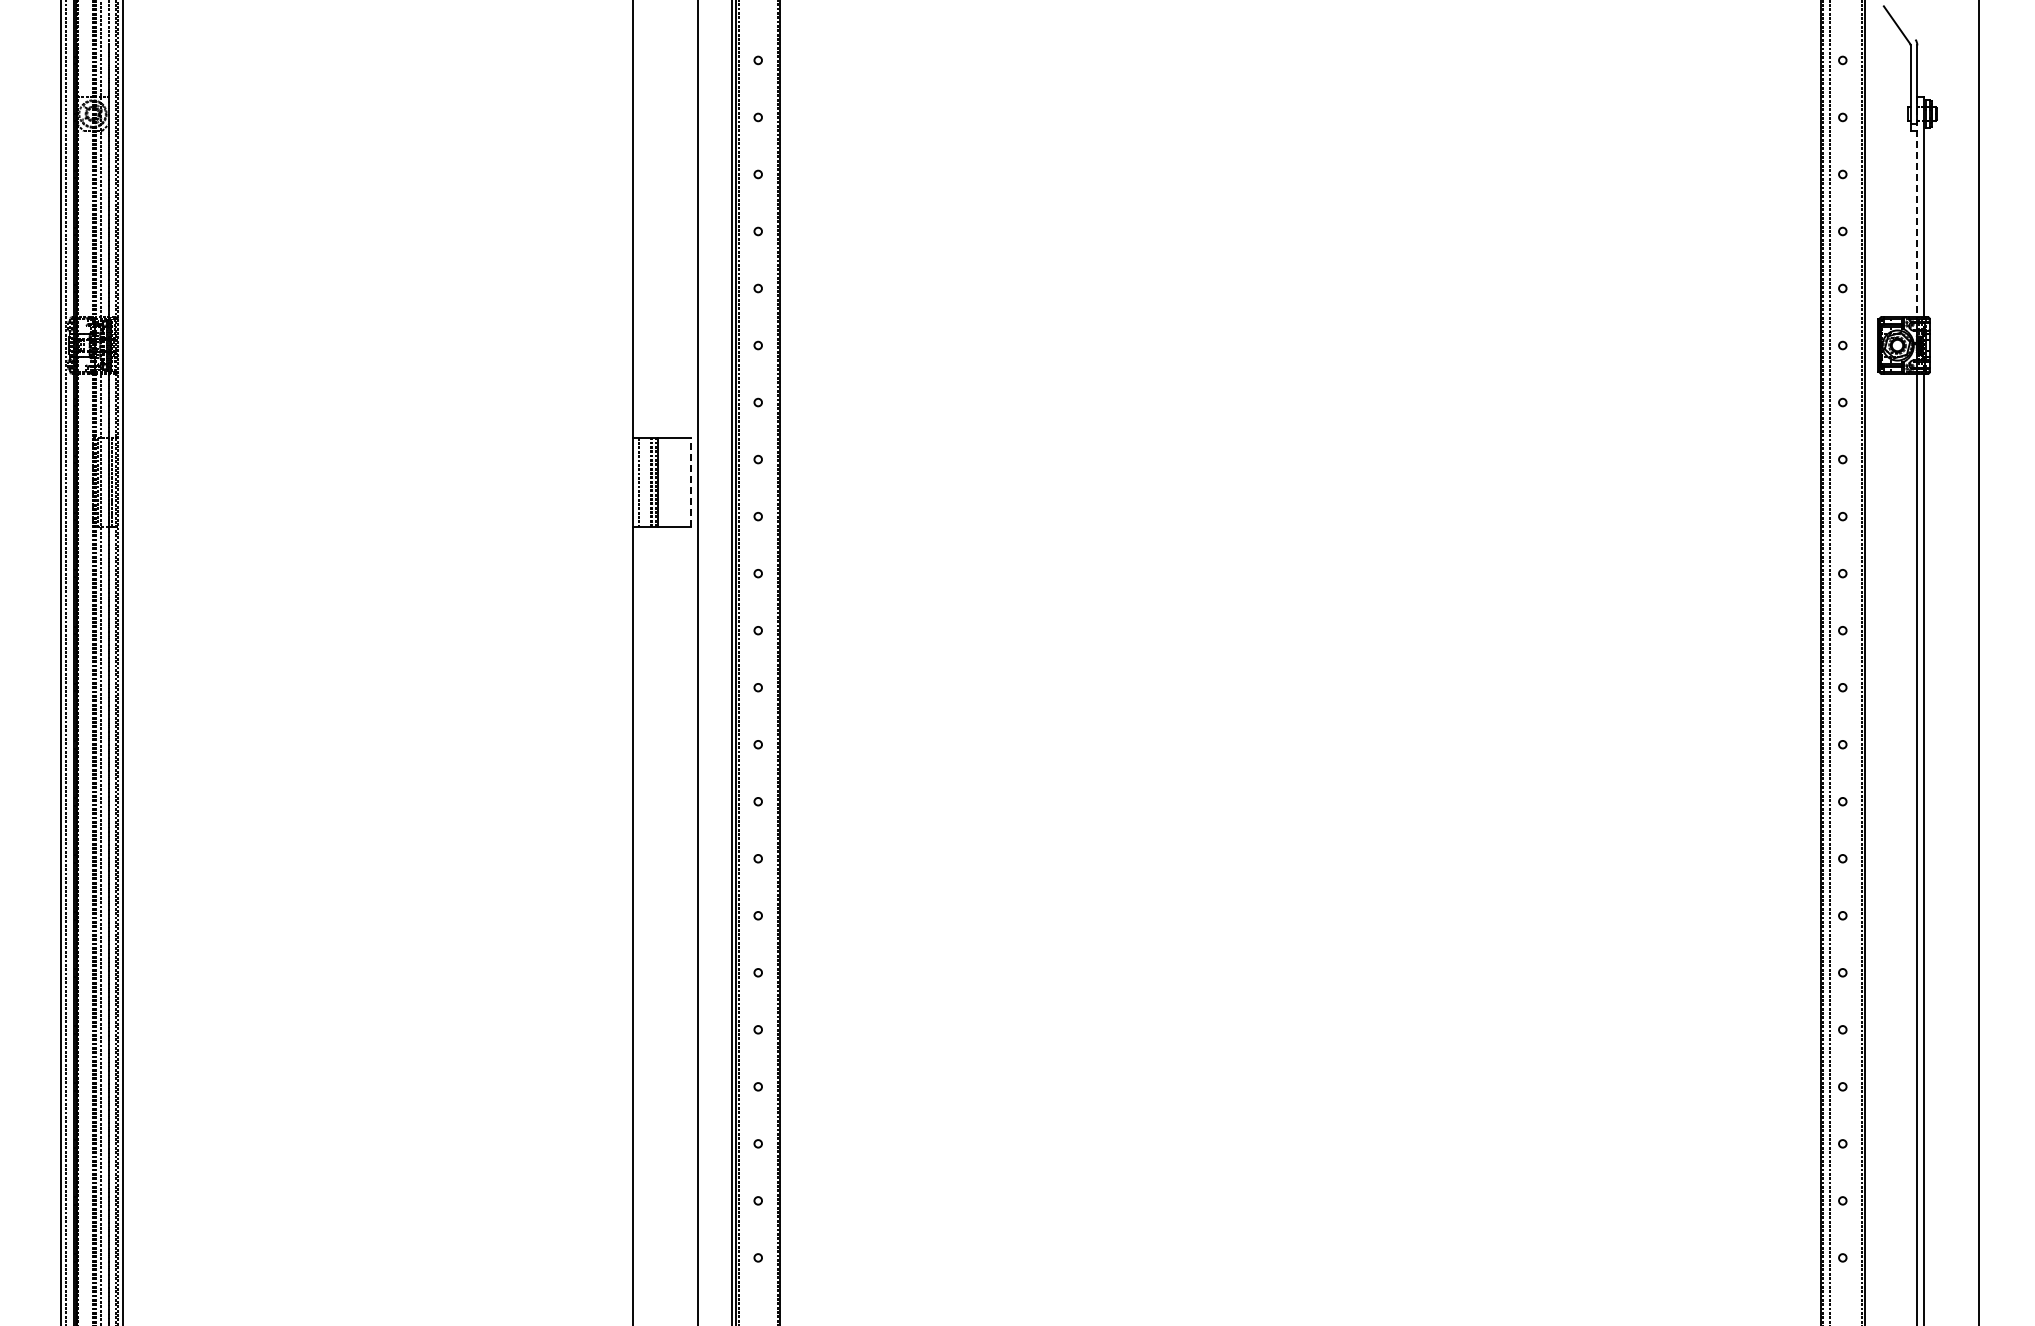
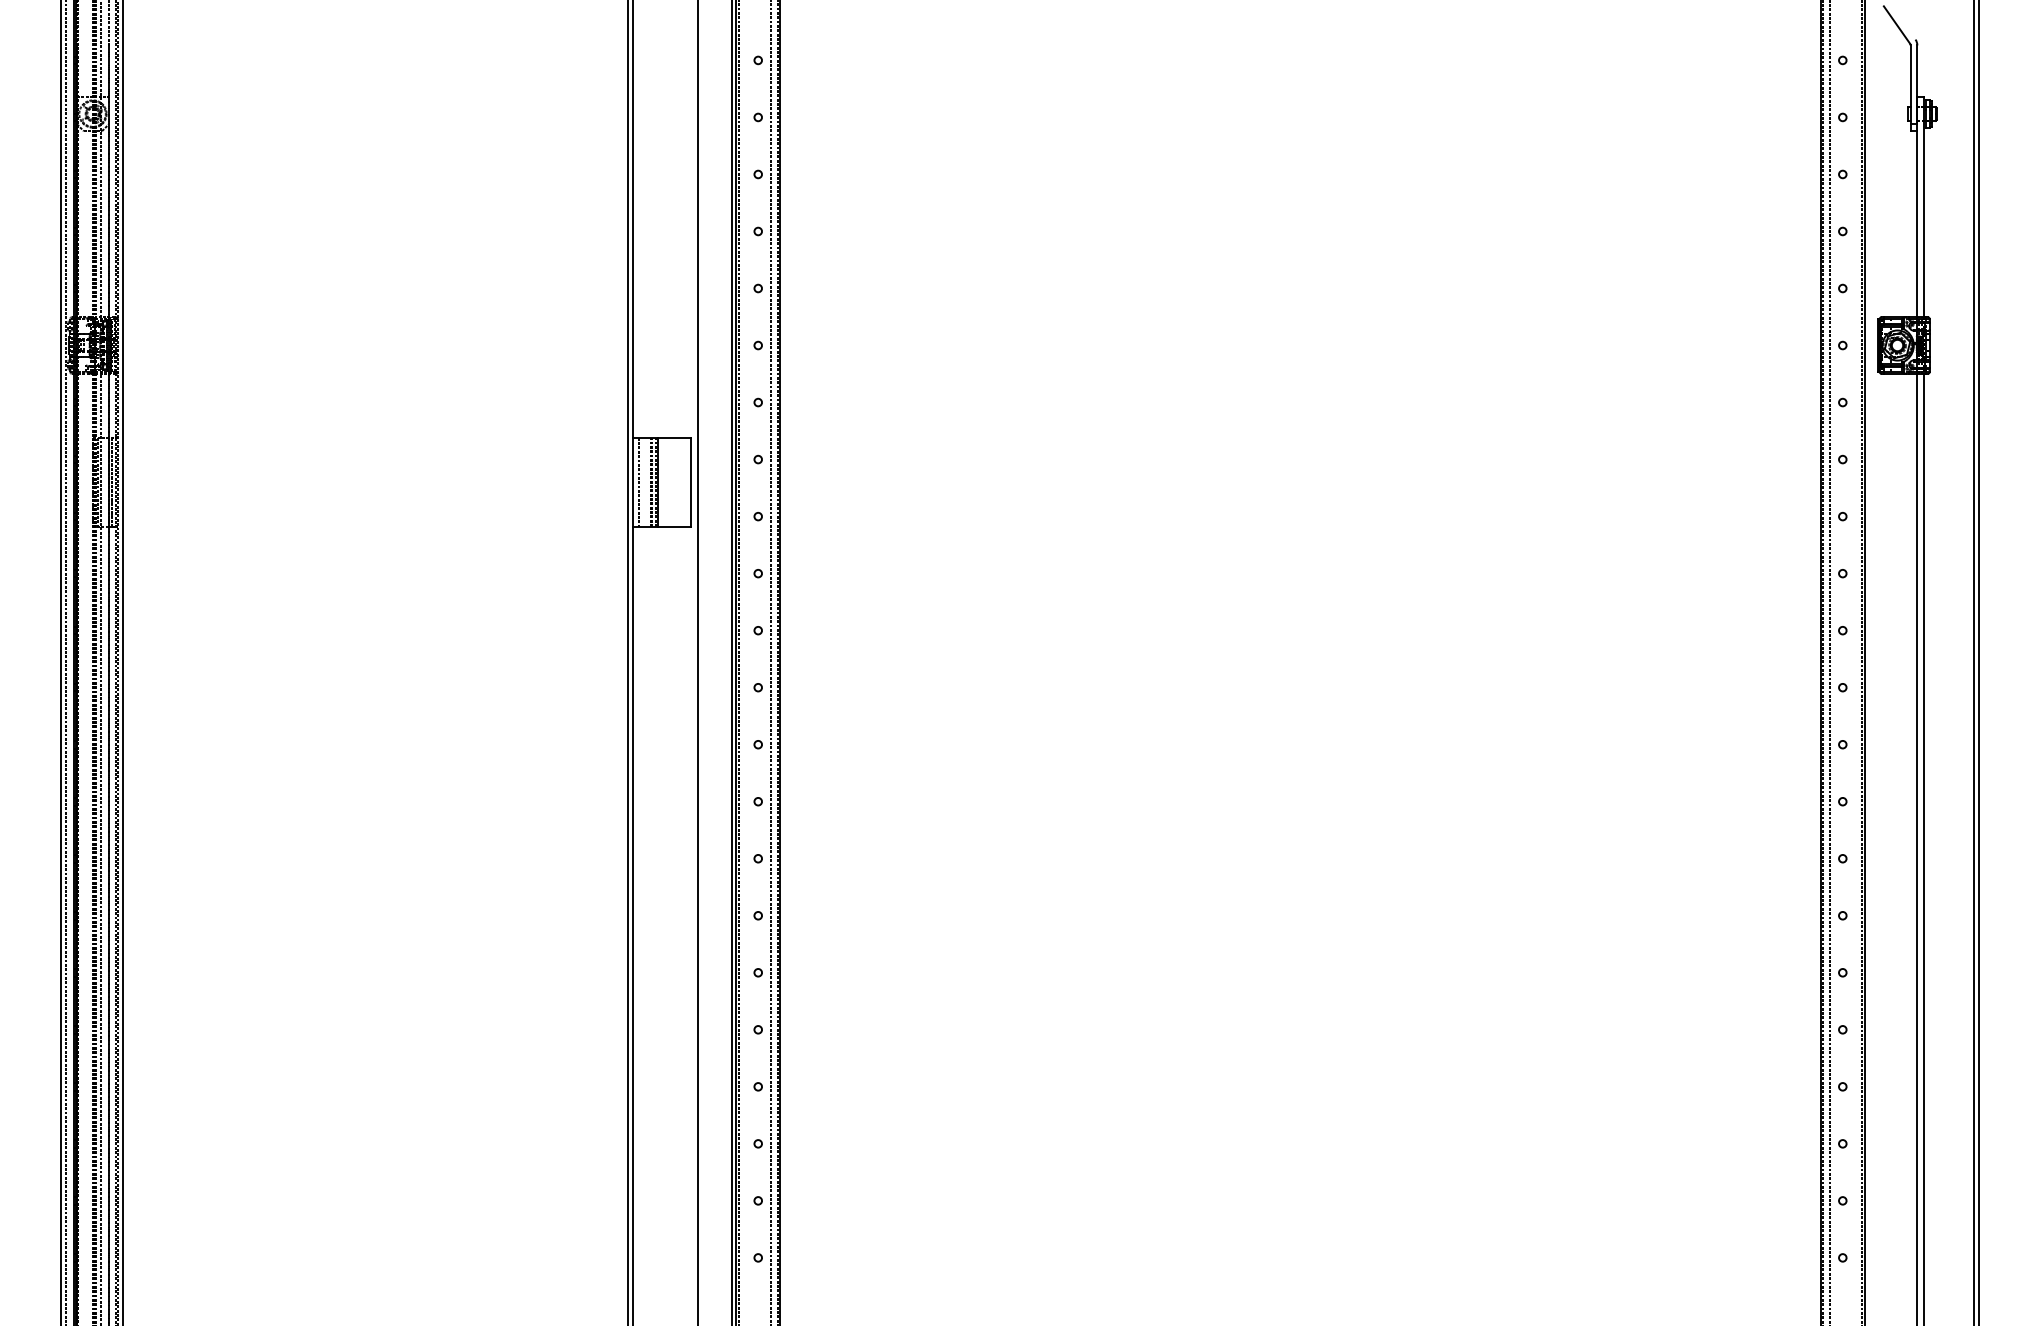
line: dashed -> solid (1917, 207)
line: dashed -> solid (691, 481)
line: none -> present (628, 662)
line: none -> present (771, 662)
line: none -> present (1973, 662)
